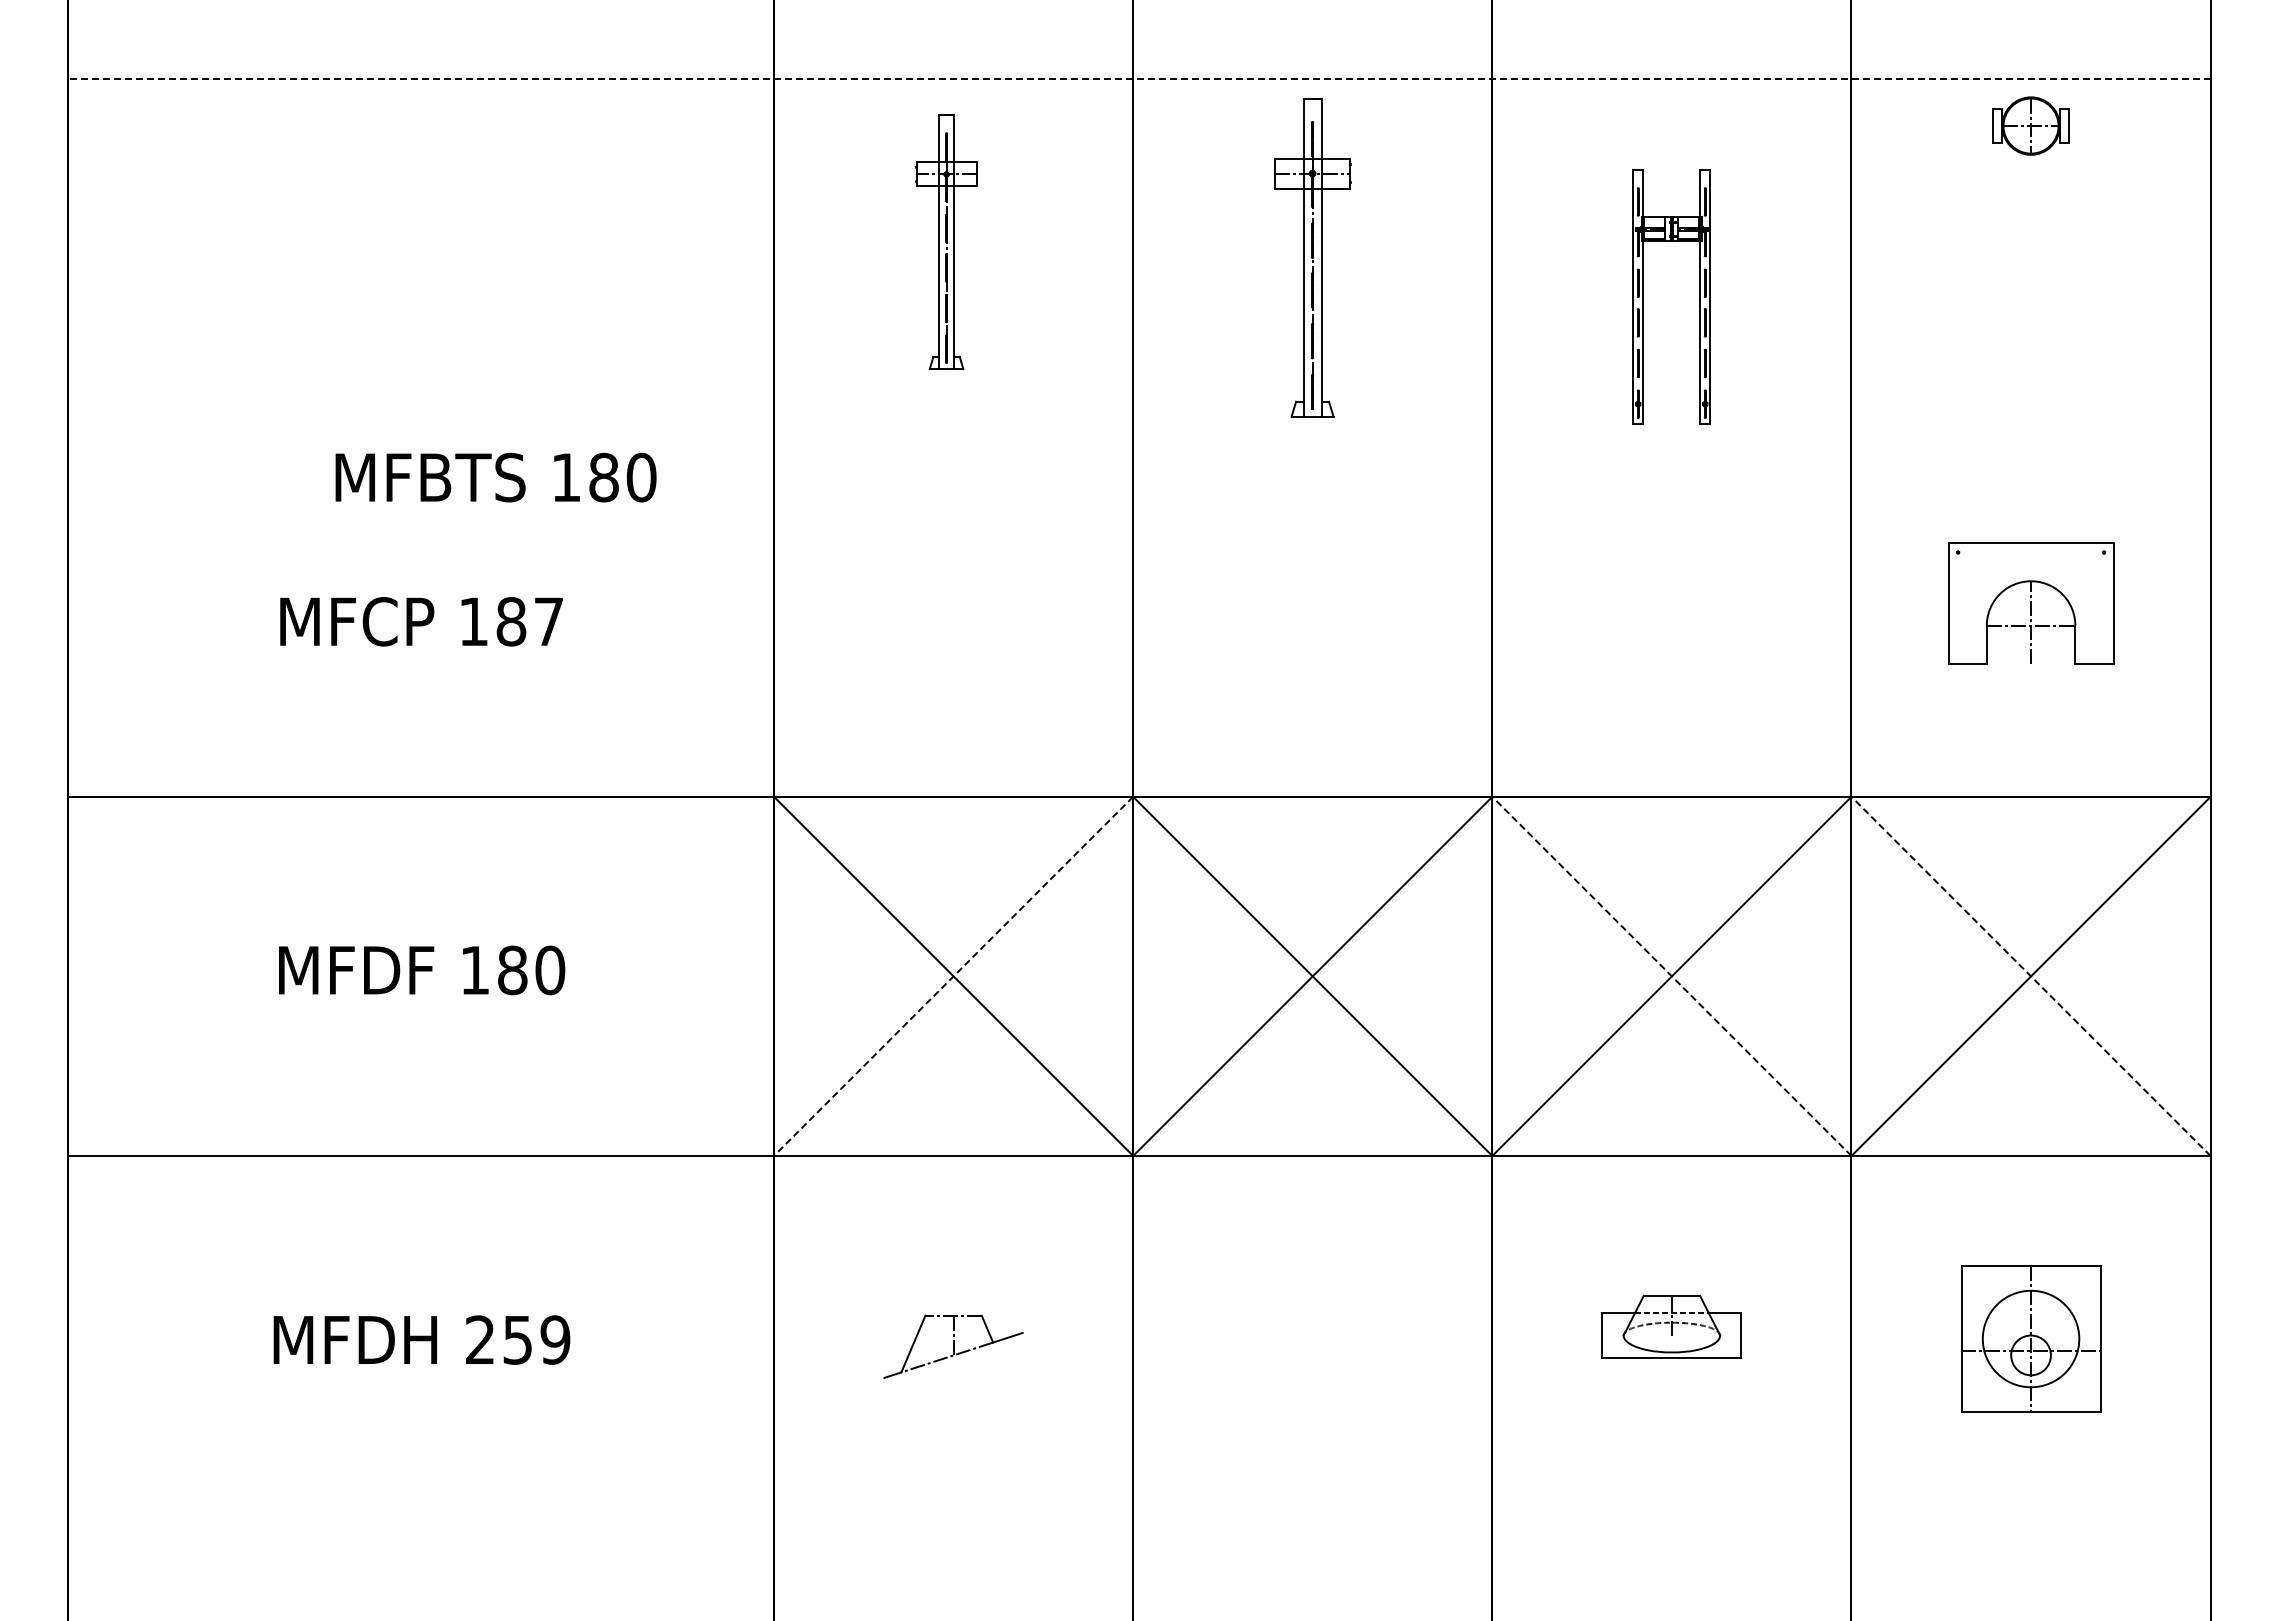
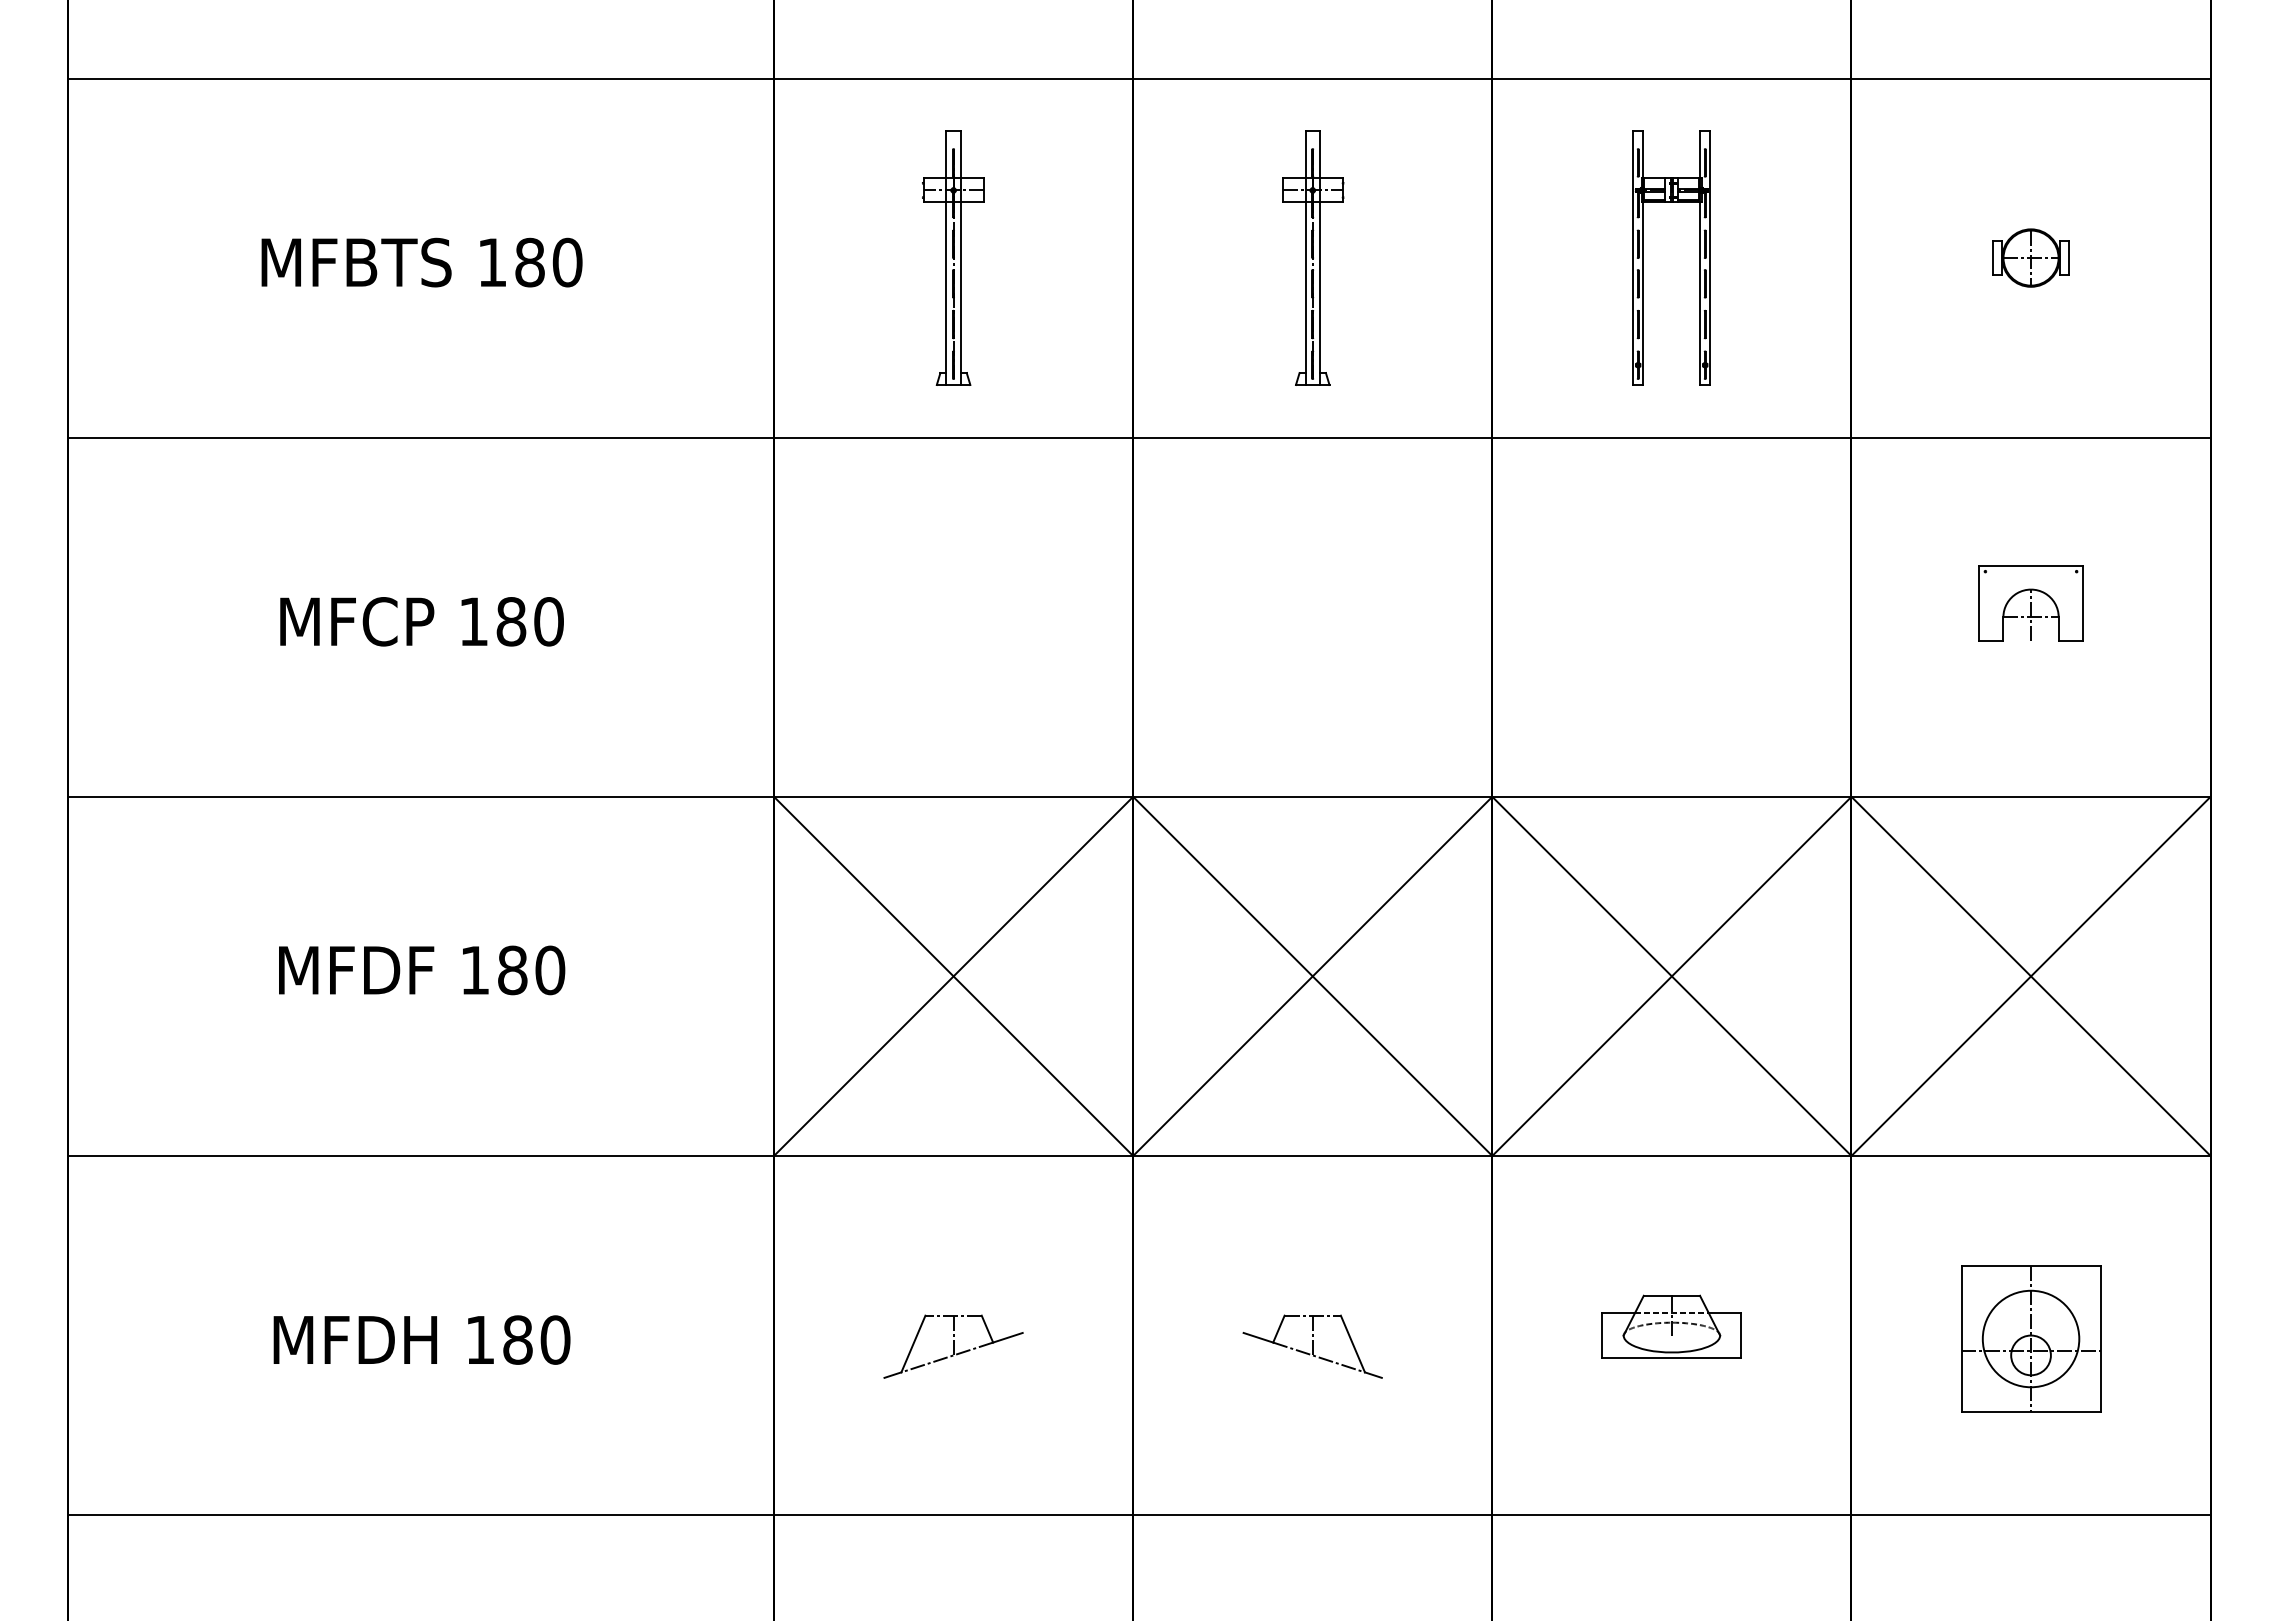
line: dashed -> solid (1139, 78)
part position: (2030, 125) -> (2030, 257) (2030, 257)
part position: (946, 241) -> (953, 257) (953, 257)
part size: 78x320 px -> 63x256 px (1313, 257)
part position: (1643, 296) -> (1643, 257) (1643, 257)
line: none -> present (1139, 437)
text position: (495, 477) -> (421, 262) (421, 262)
part size: 167x123 px -> 106x77 px (2030, 603)
text: 187 -> 180 (548, 621)
line: dashed -> solid (953, 976)
line: dashed -> solid (1671, 976)
line: dashed -> solid (2031, 976)
text: 259 -> 180 (518, 1339)
part: none -> present (1312, 1346)
line: none -> present (1139, 1515)
